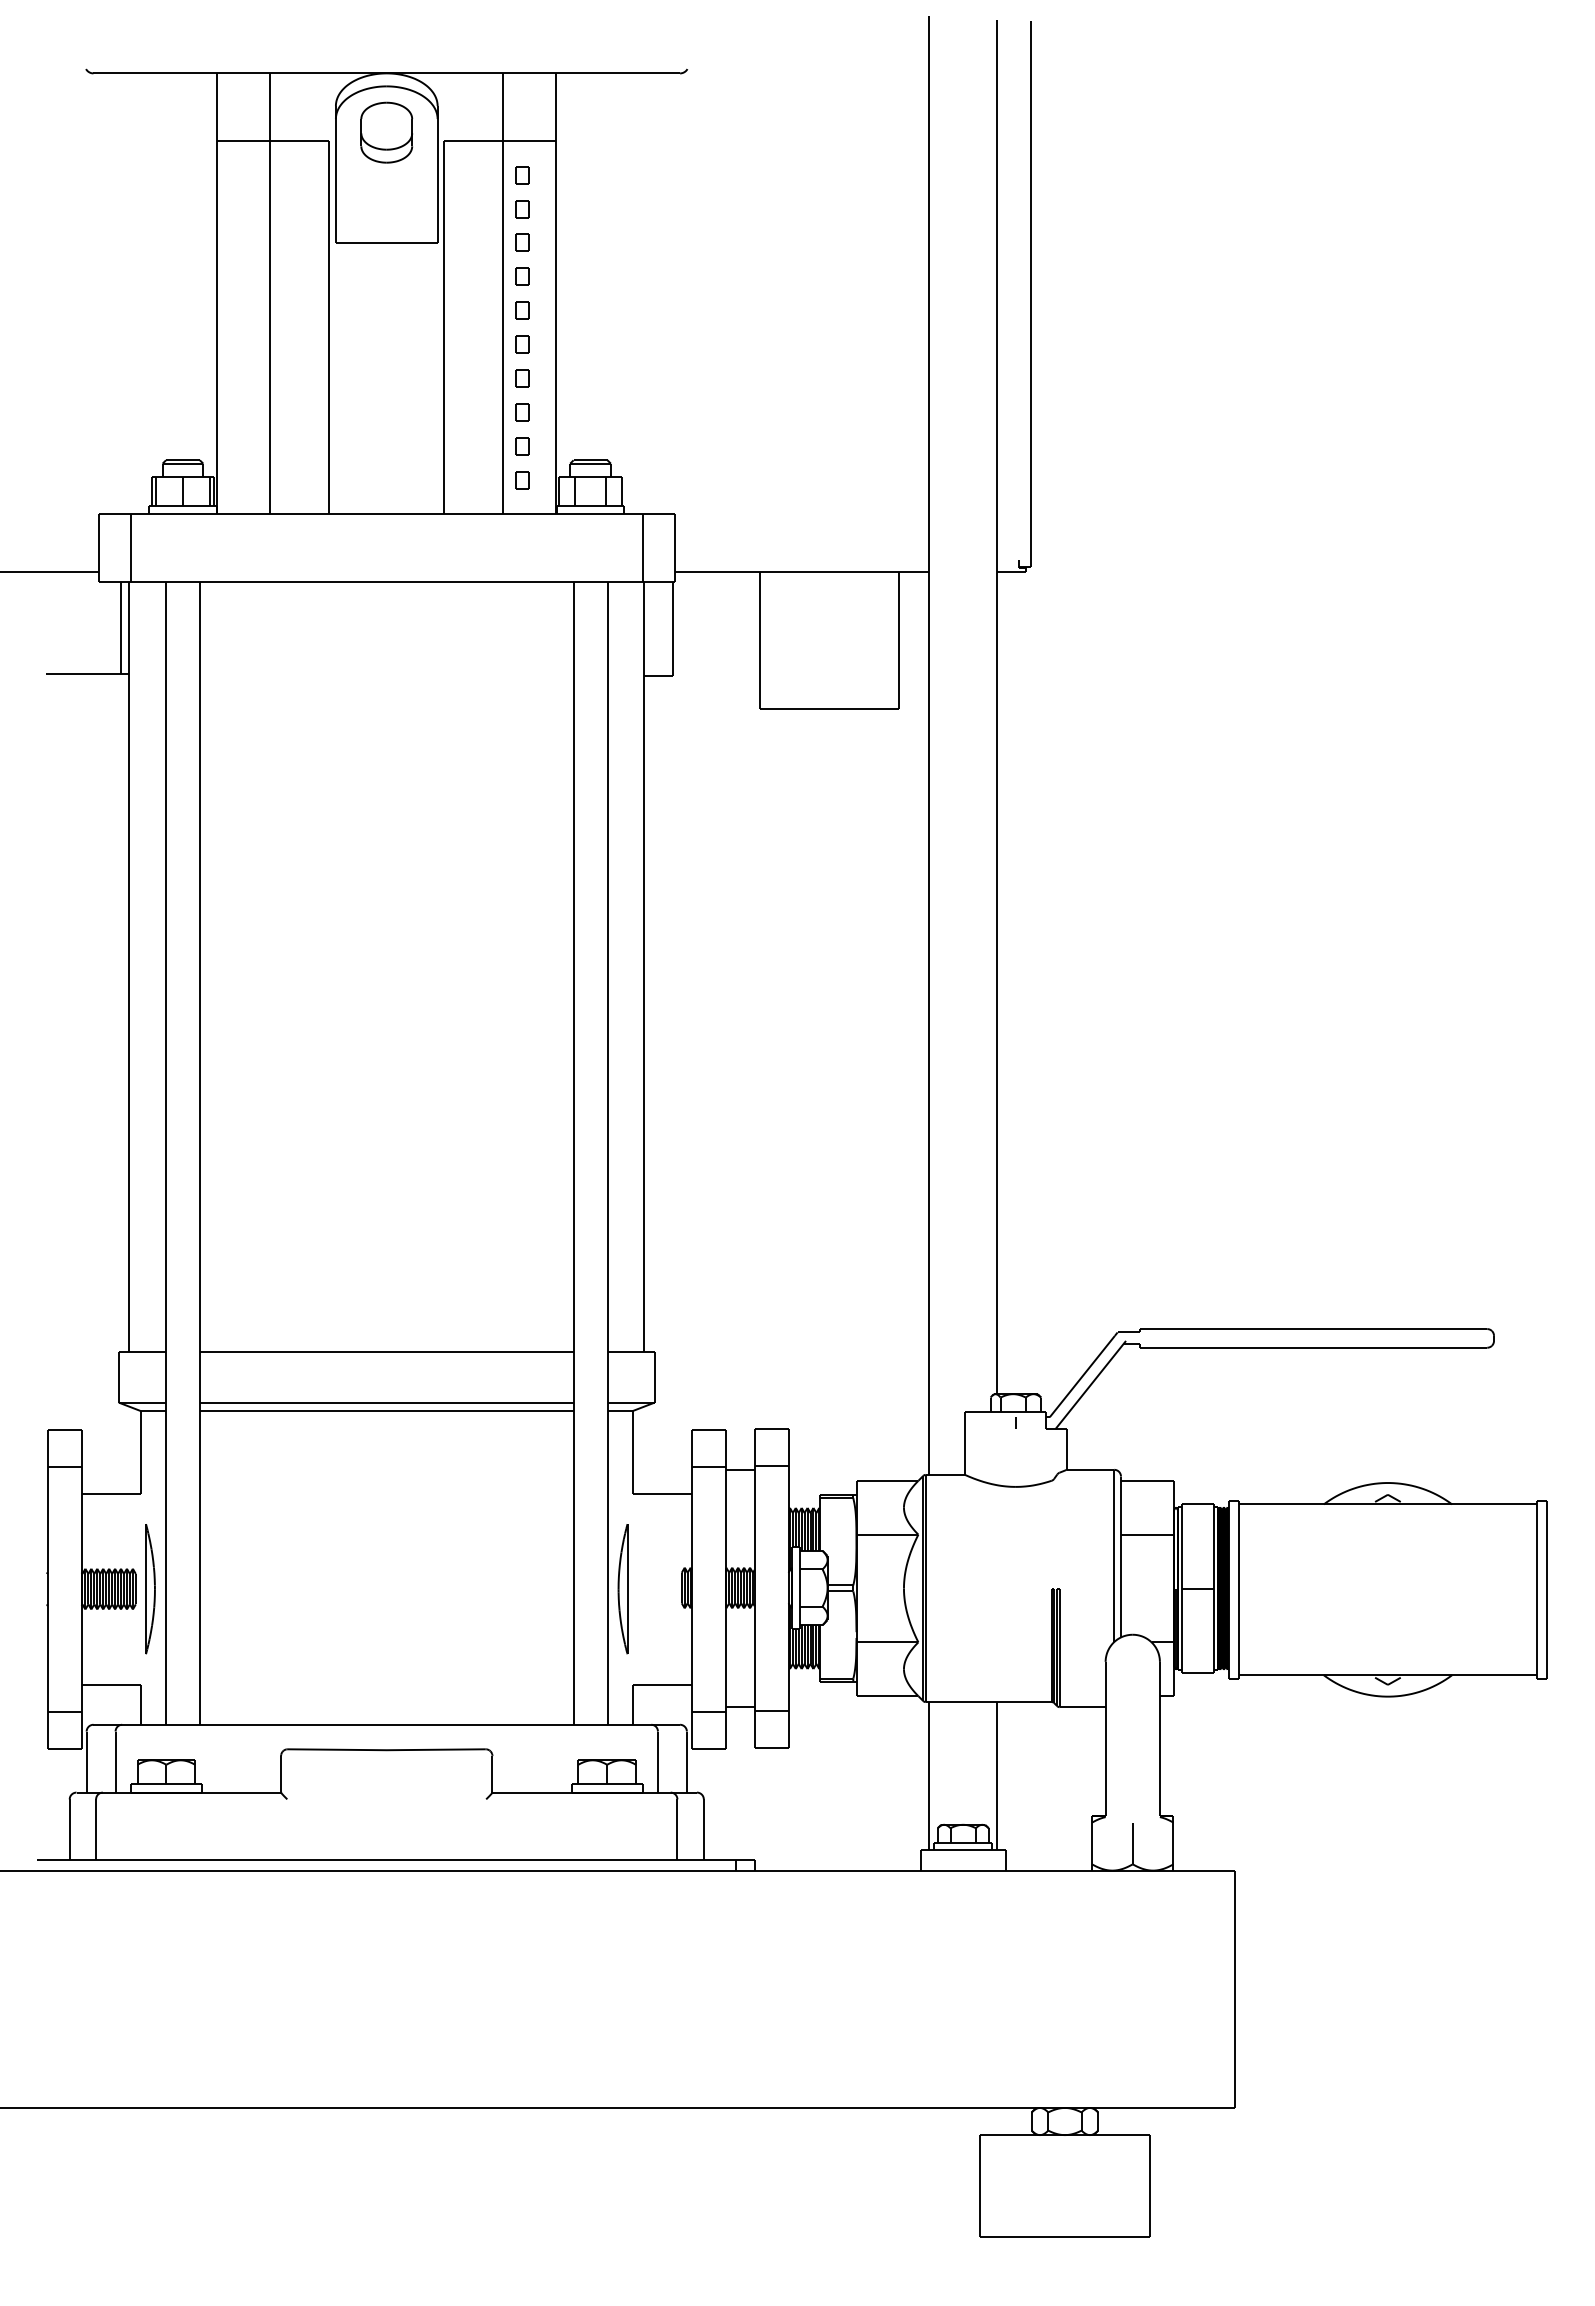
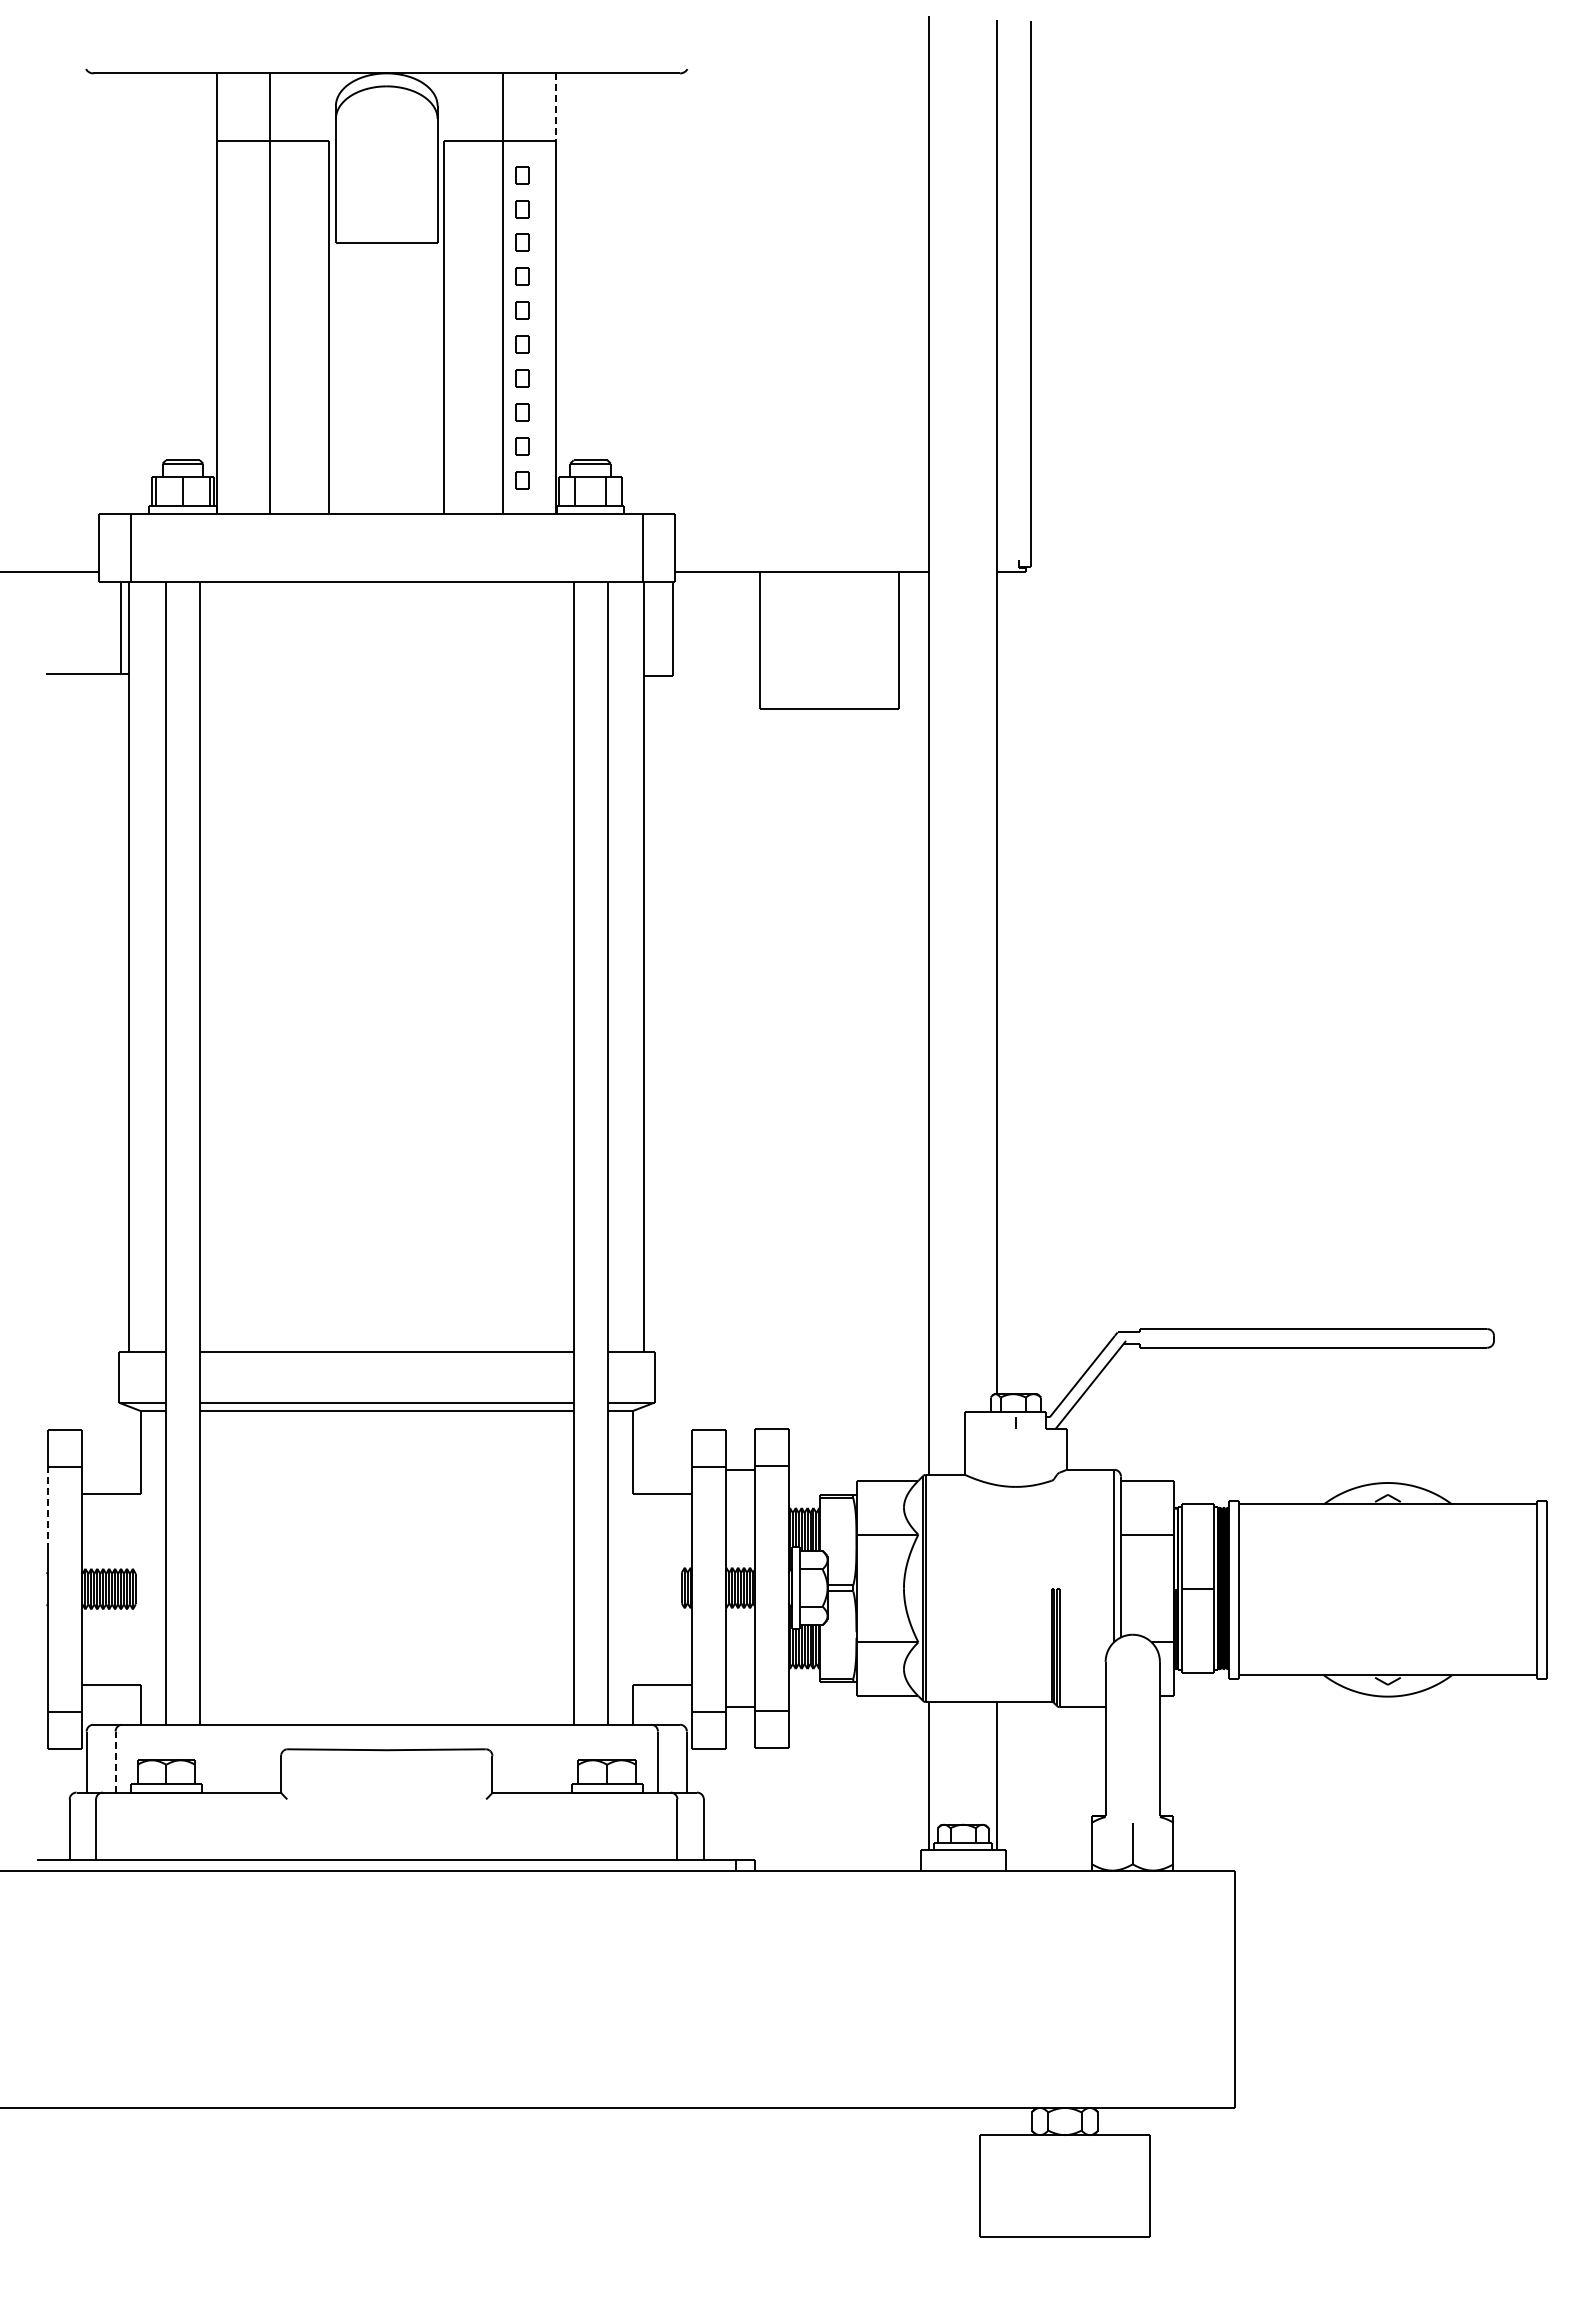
line: solid -> dashed (556, 107)
part: present -> none (386, 132)
line: solid -> dashed (47, 1508)
part: present -> none (150, 1589)
part: present -> none (622, 1589)
line: solid -> dashed (115, 1762)
